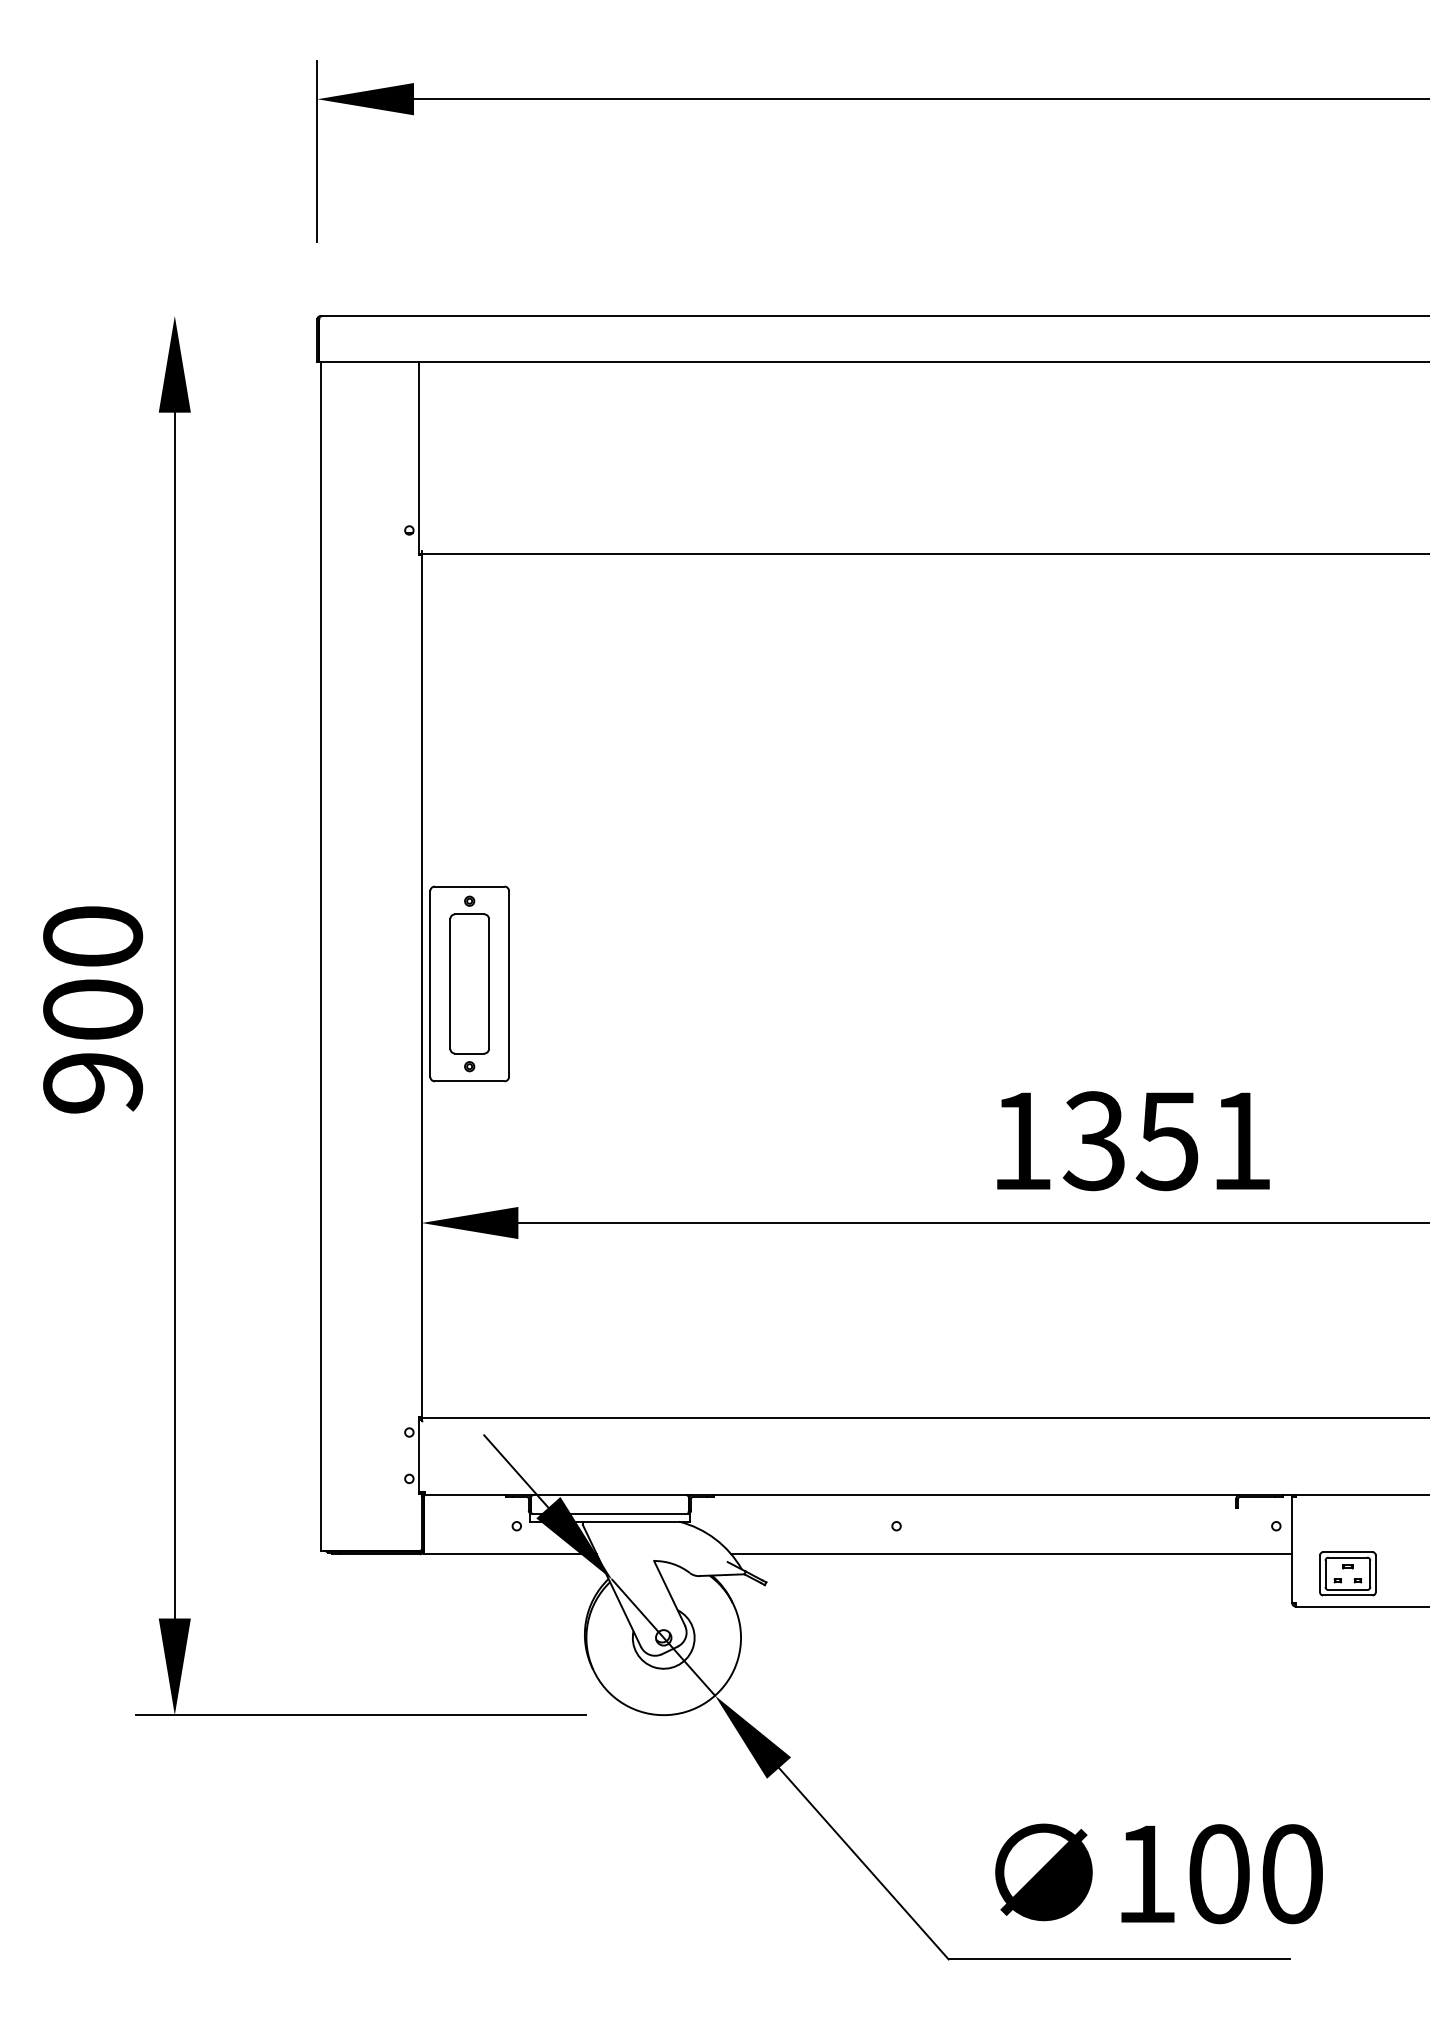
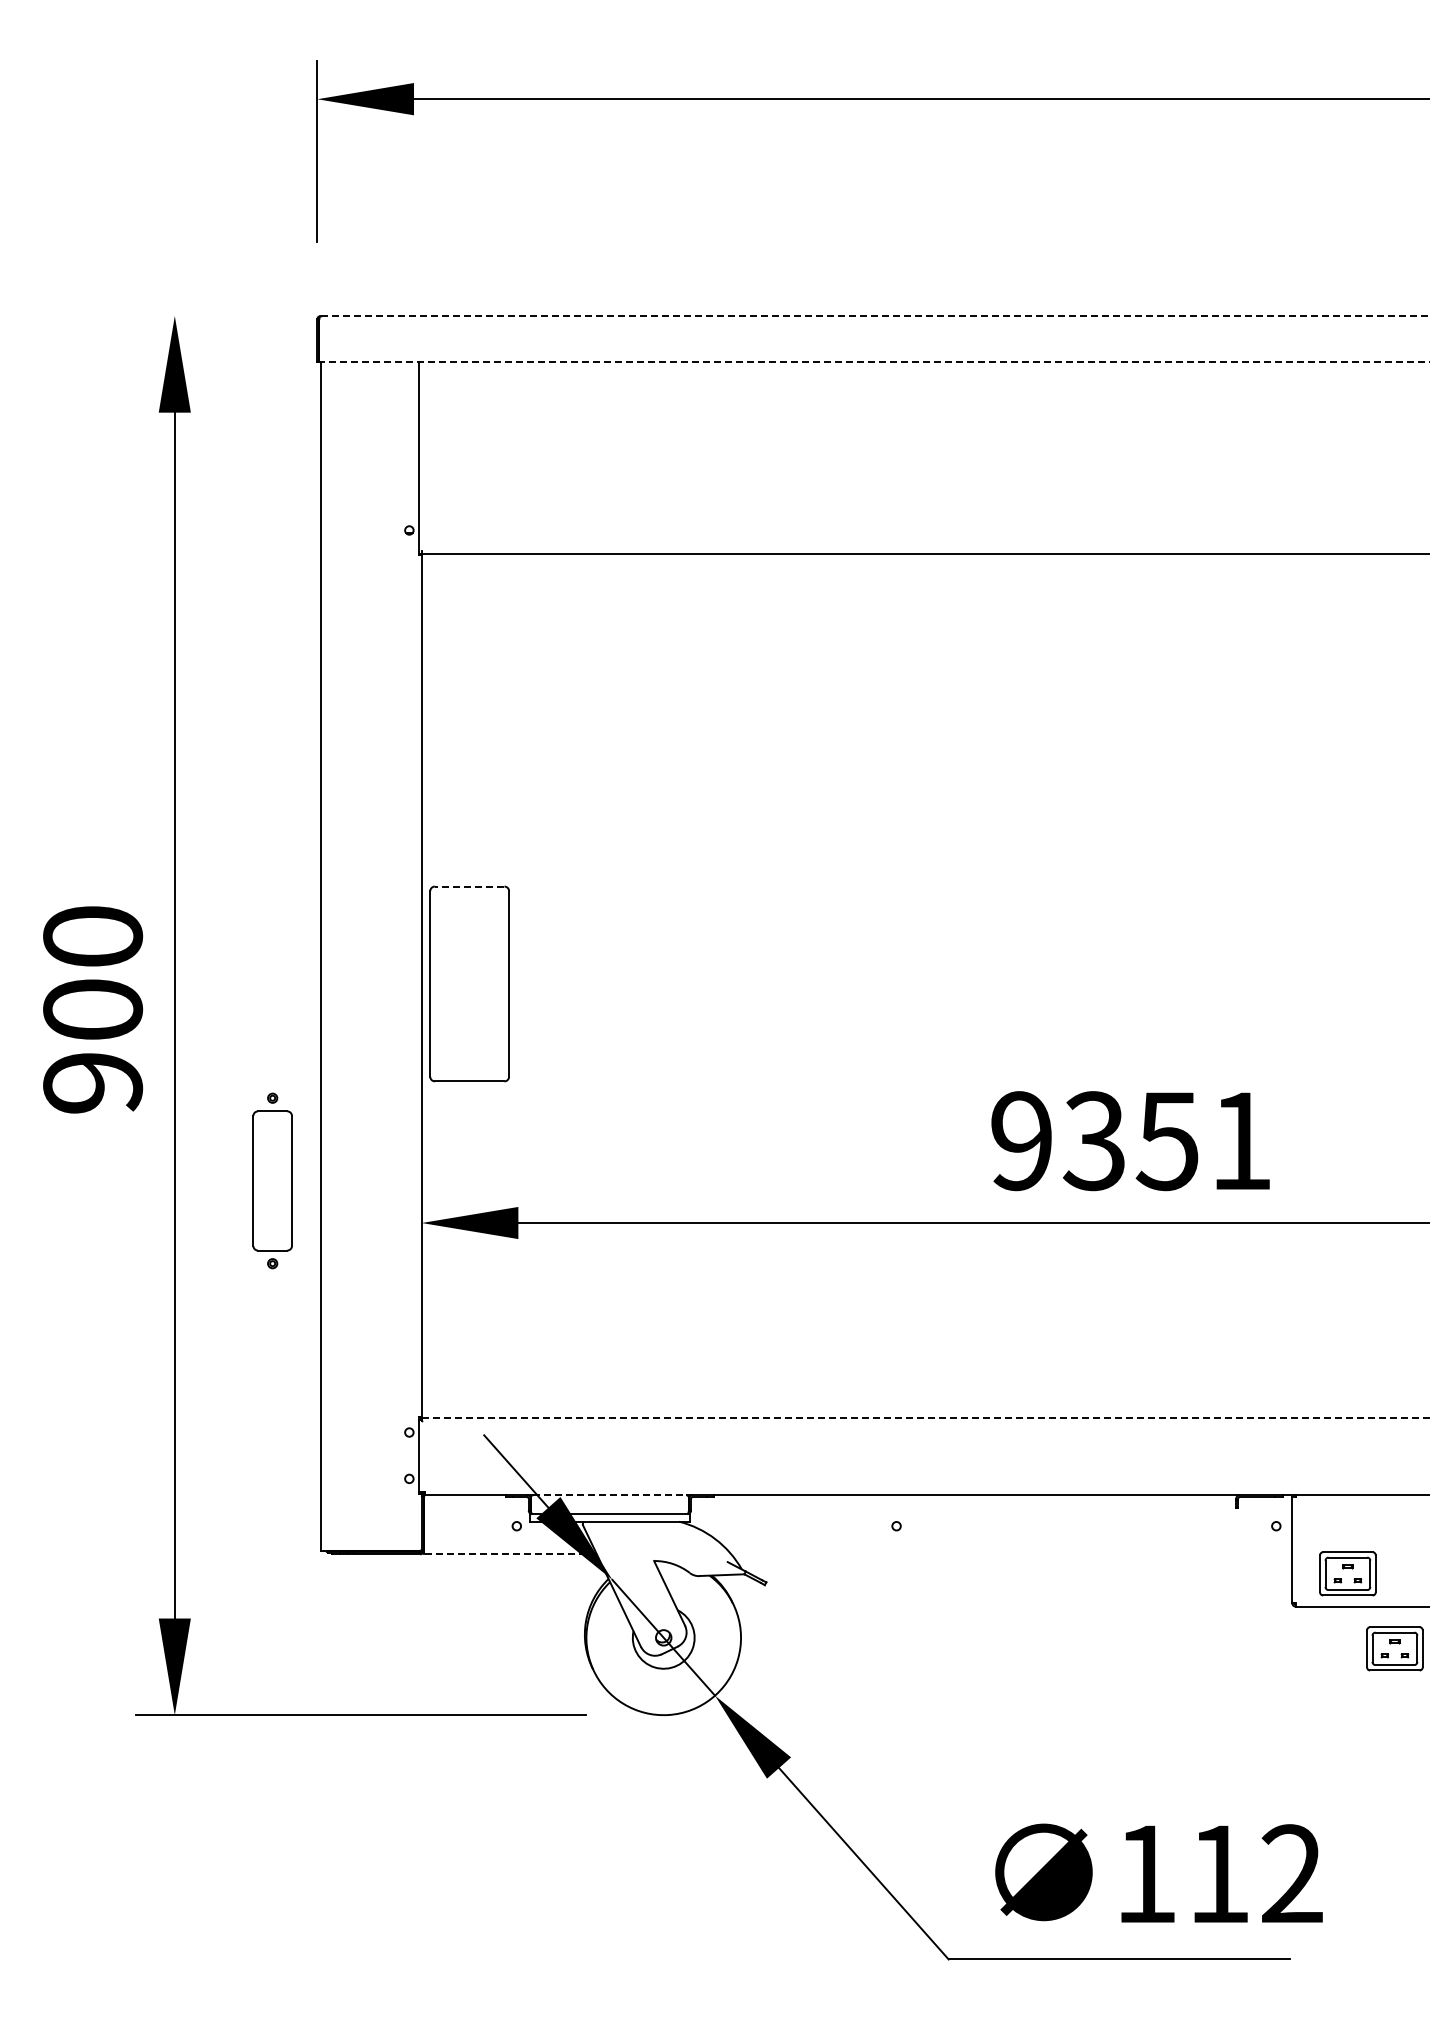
line: solid -> dashed (875, 316)
line: solid -> dashed (874, 362)
line: solid -> dashed (469, 886)
part position: (469, 983) -> (272, 1180) (272, 1180)
text: 1351 -> 9351 (1021, 1141)
line: solid -> dashed (925, 1417)
line: solid -> dashed (609, 1495)
line: solid -> dashed (510, 1554)
line: present -> none (1011, 1554)
part: none -> present (1394, 1648)
text: 100 -> 112 (1255, 1874)
